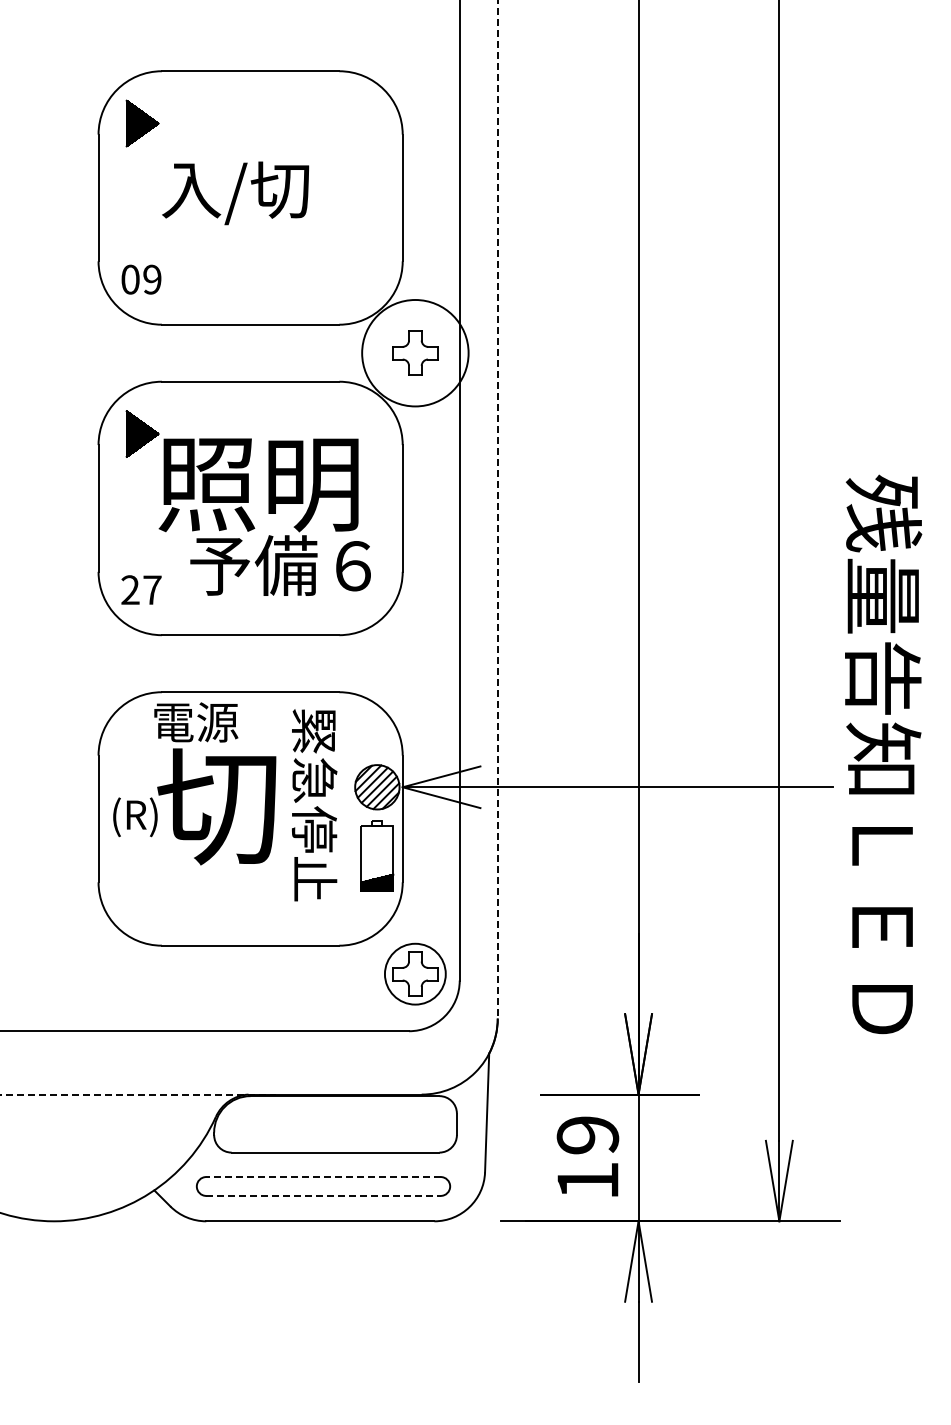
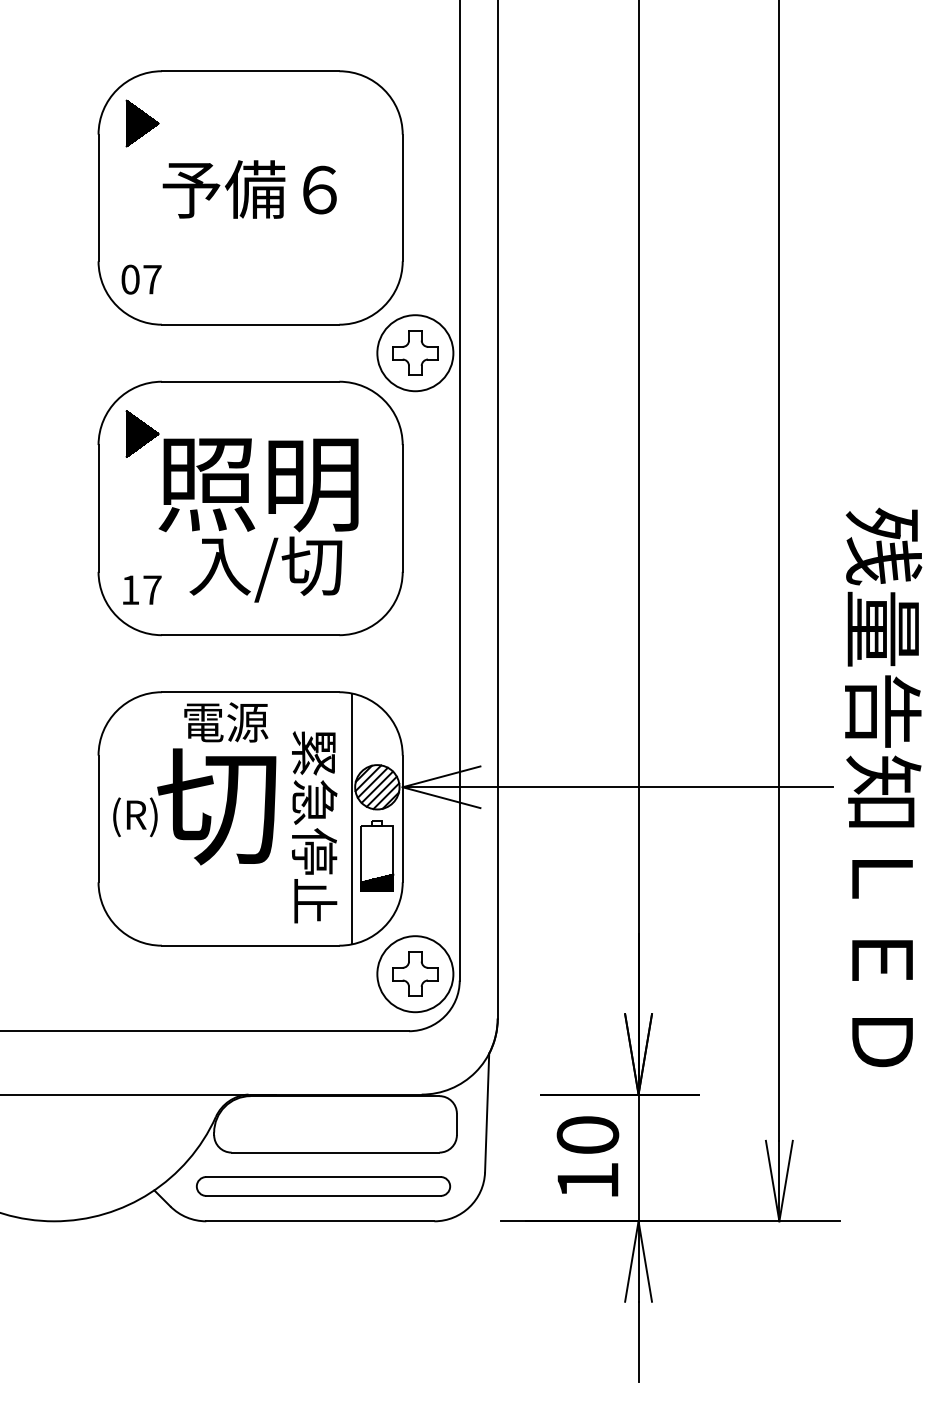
text: 入/切 -> 予備６ (249, 192)
text: 09 -> 07 (152, 279)
circle diameter: 106 px -> 76 px (415, 353)
line: dashed -> solid (497, 509)
text: 予備６ -> 入/切 (279, 568)
text: 27 -> 17 (130, 589)
text position: (196, 722) -> (226, 722) (226, 722)
text position: (883, 754) -> (883, 787) (883, 787)
text position: (314, 805) -> (314, 827) (314, 827)
line: none -> present (352, 818)
circle diameter: 61 px -> 76 px (415, 974)
line: dashed -> solid (138, 1094)
text: 19 -> 10 (587, 1135)
line: dashed -> solid (323, 1177)
line: dashed -> solid (324, 1195)
